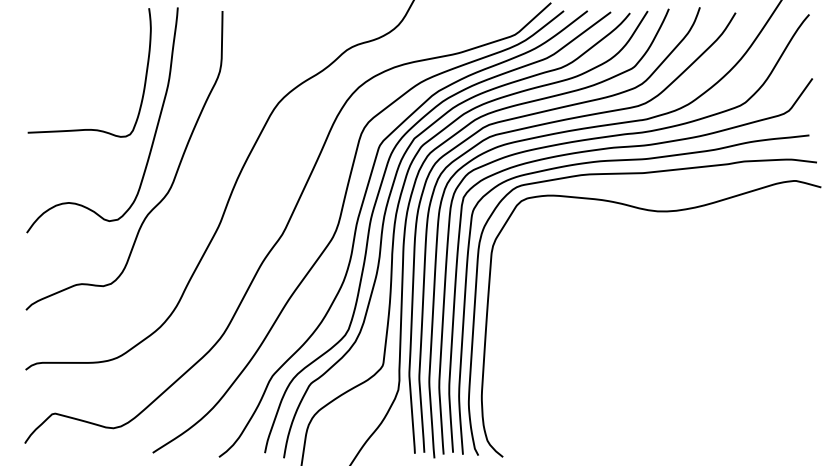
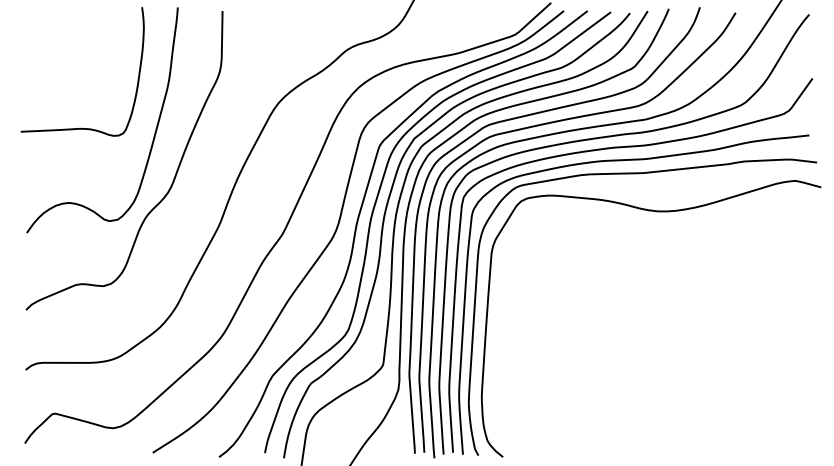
curve position: (144, 79) -> (137, 78) (137, 78)
